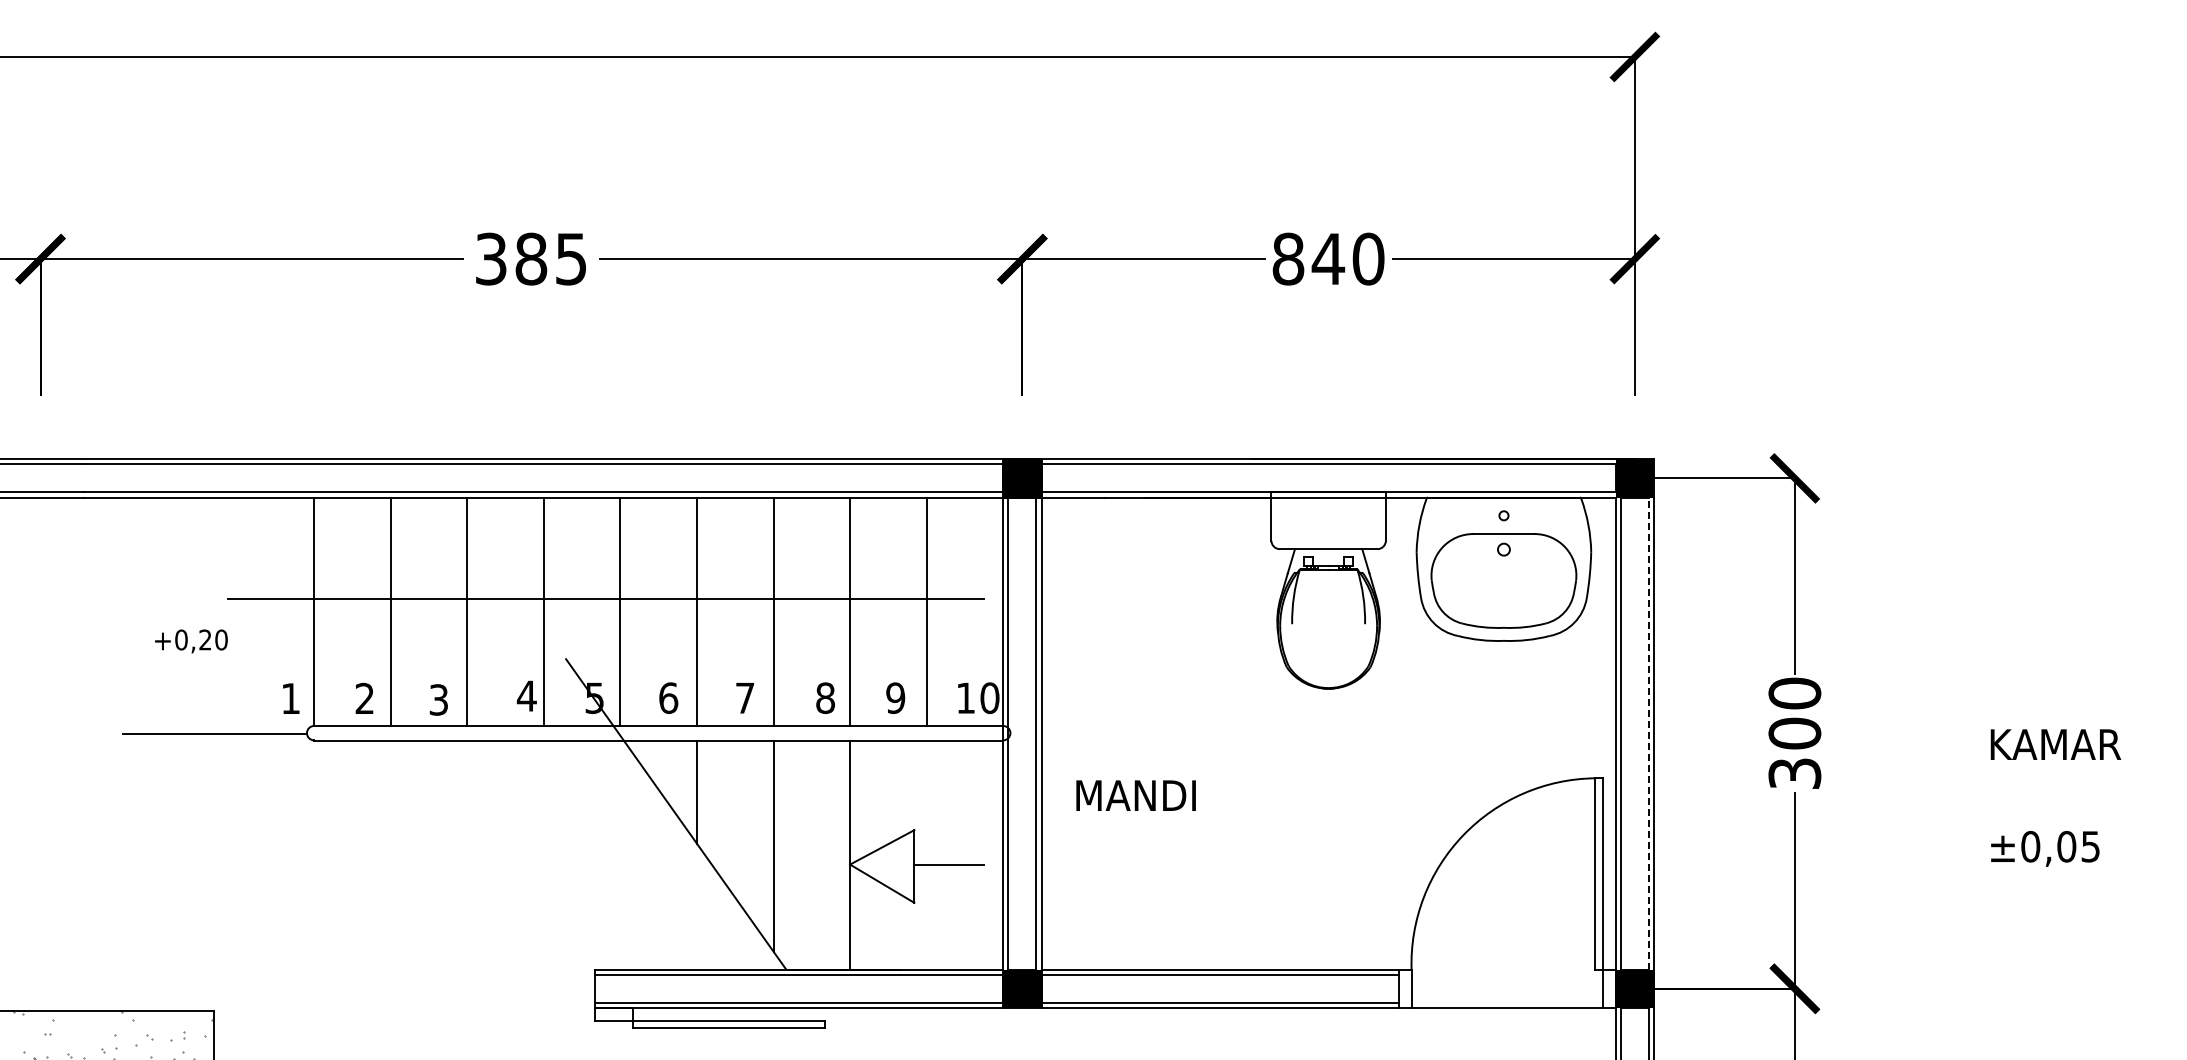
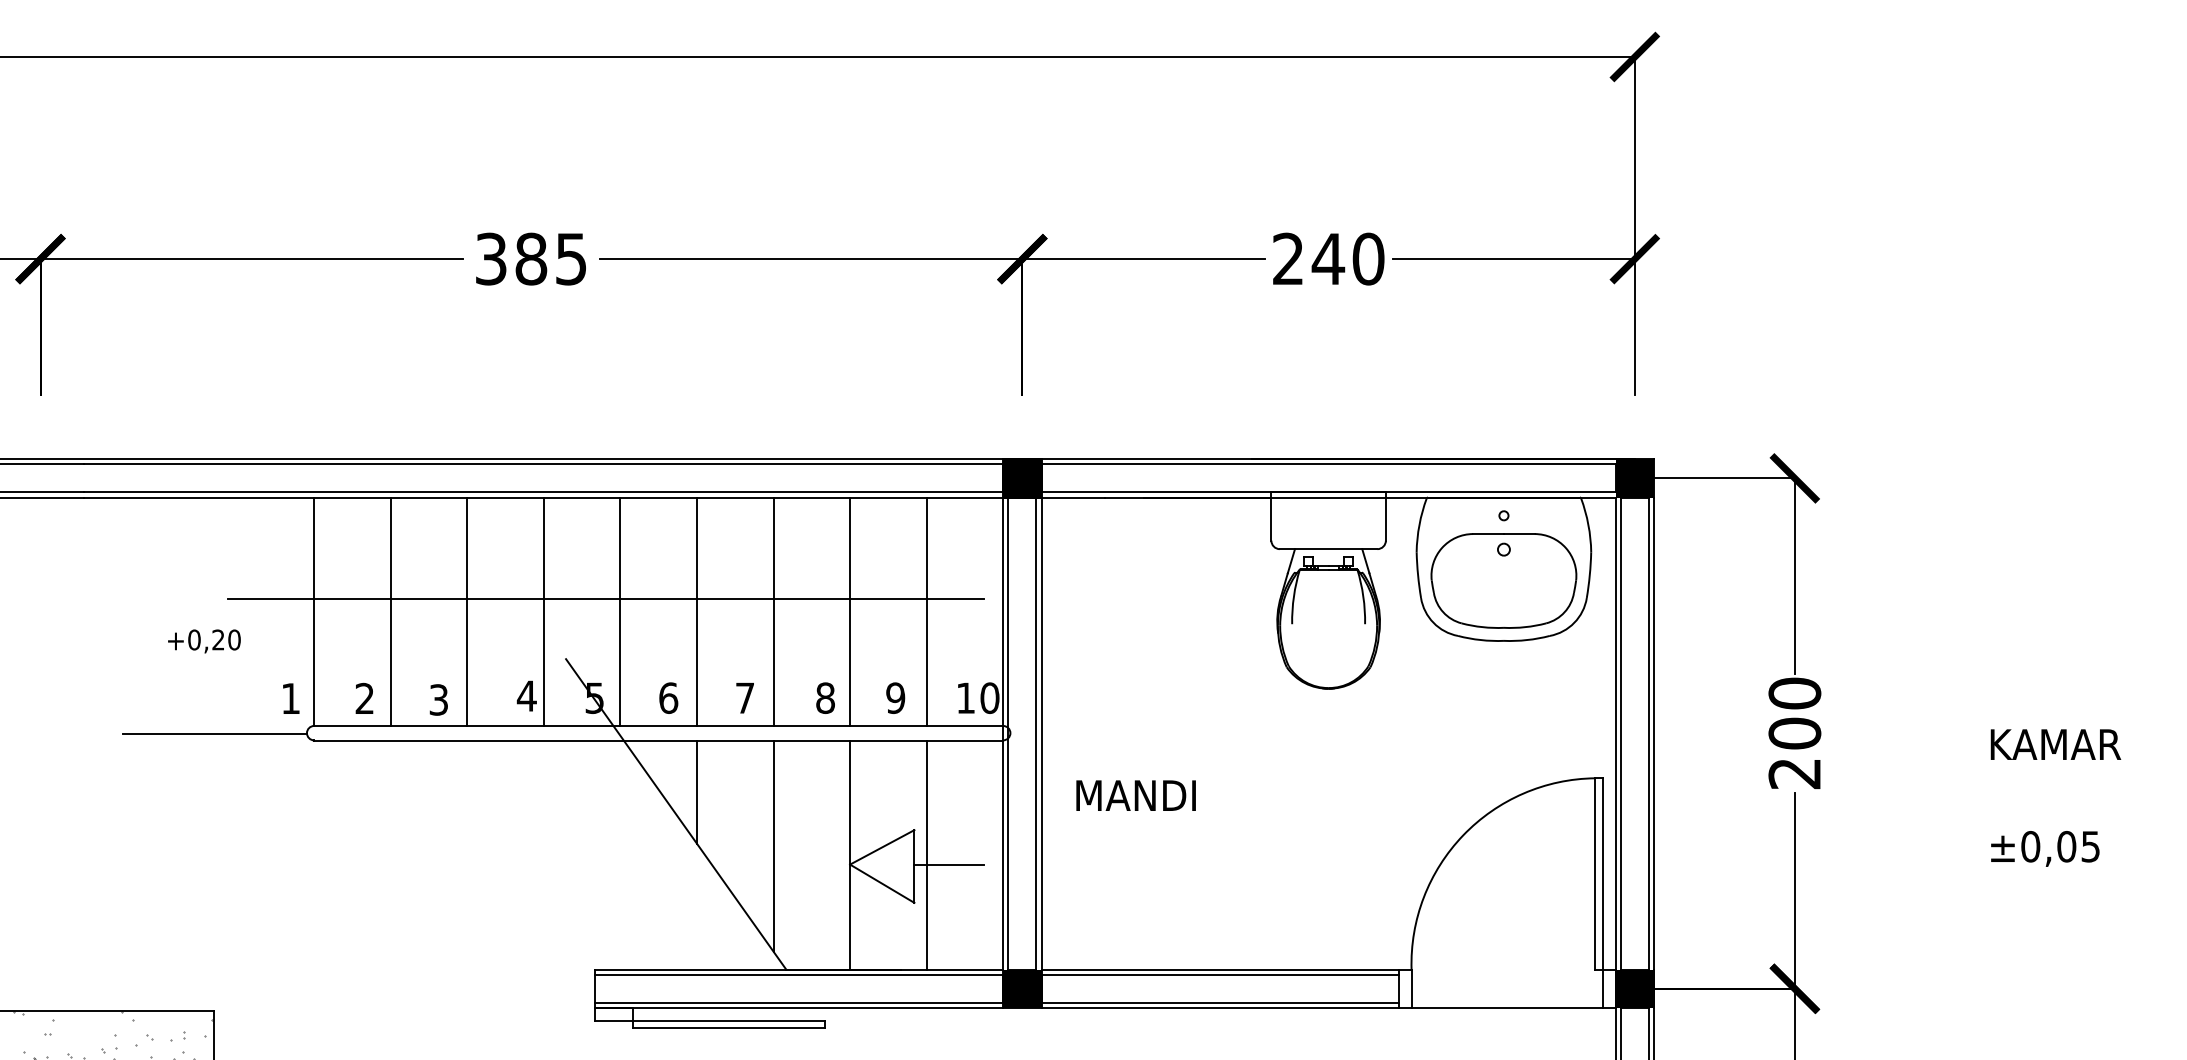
text: 840 -> 240 (1288, 258)
text position: (191, 641) -> (204, 641) (204, 641)
line: dashed -> solid (1648, 733)
text: 300 -> 200 (1794, 773)
line: none -> present (926, 855)
